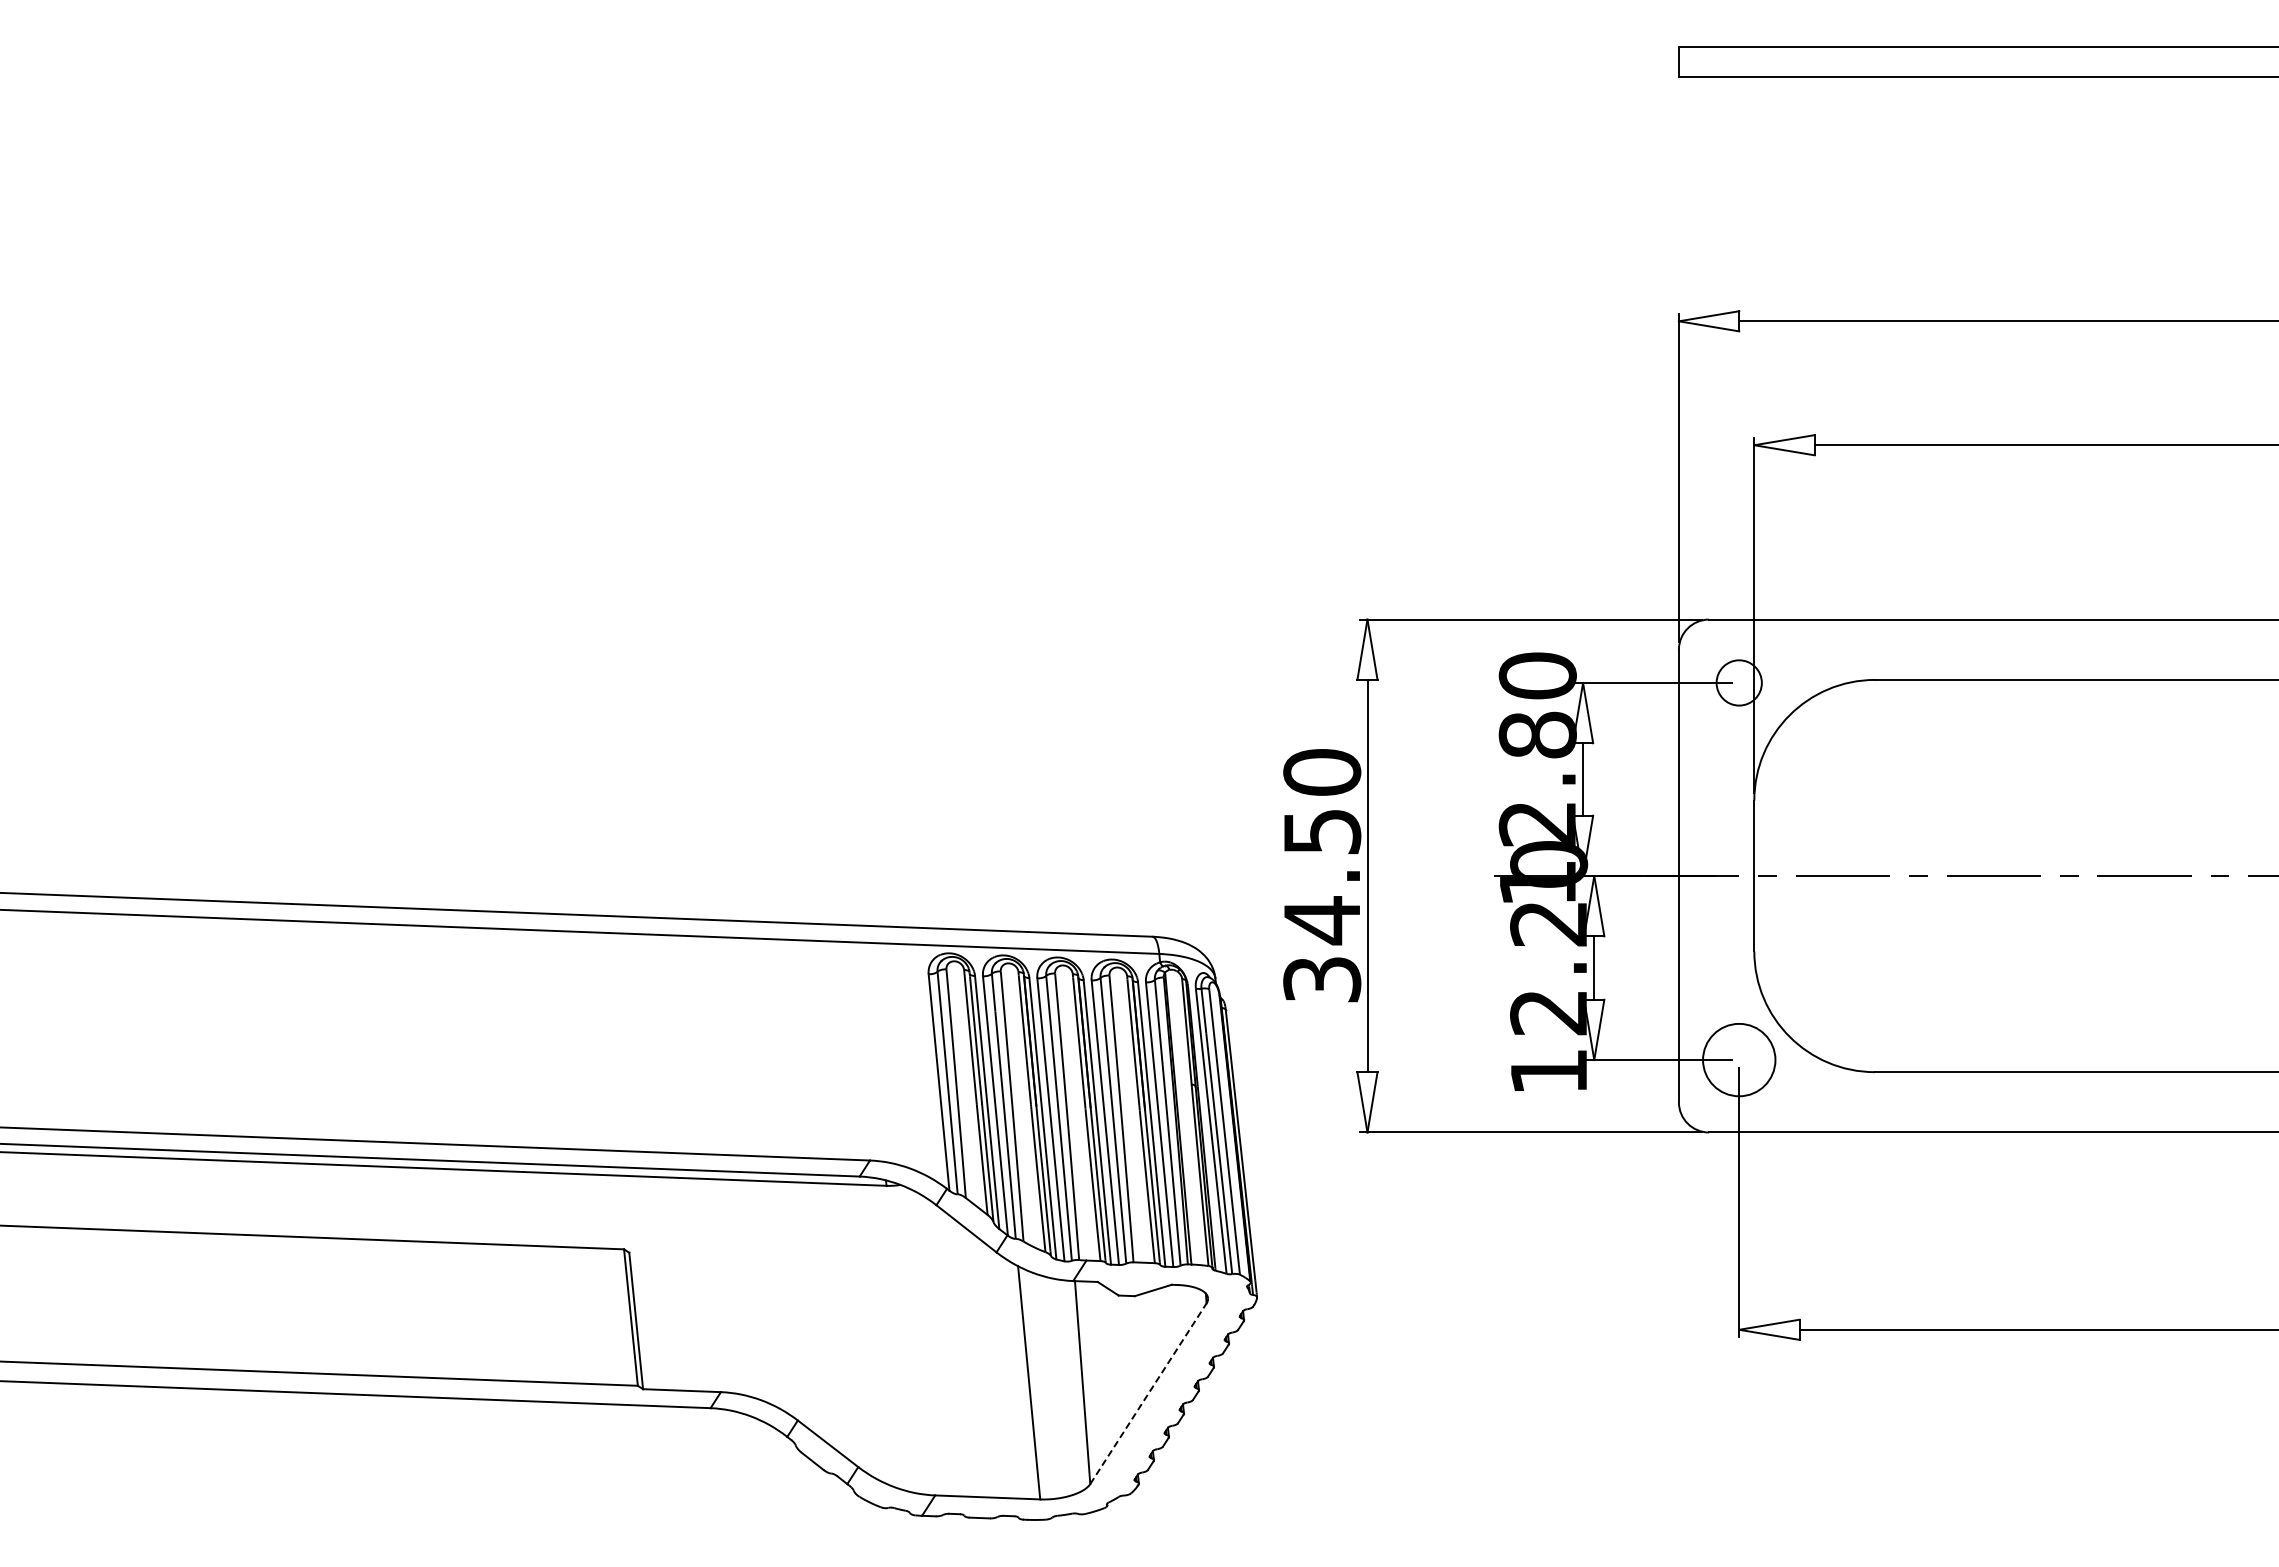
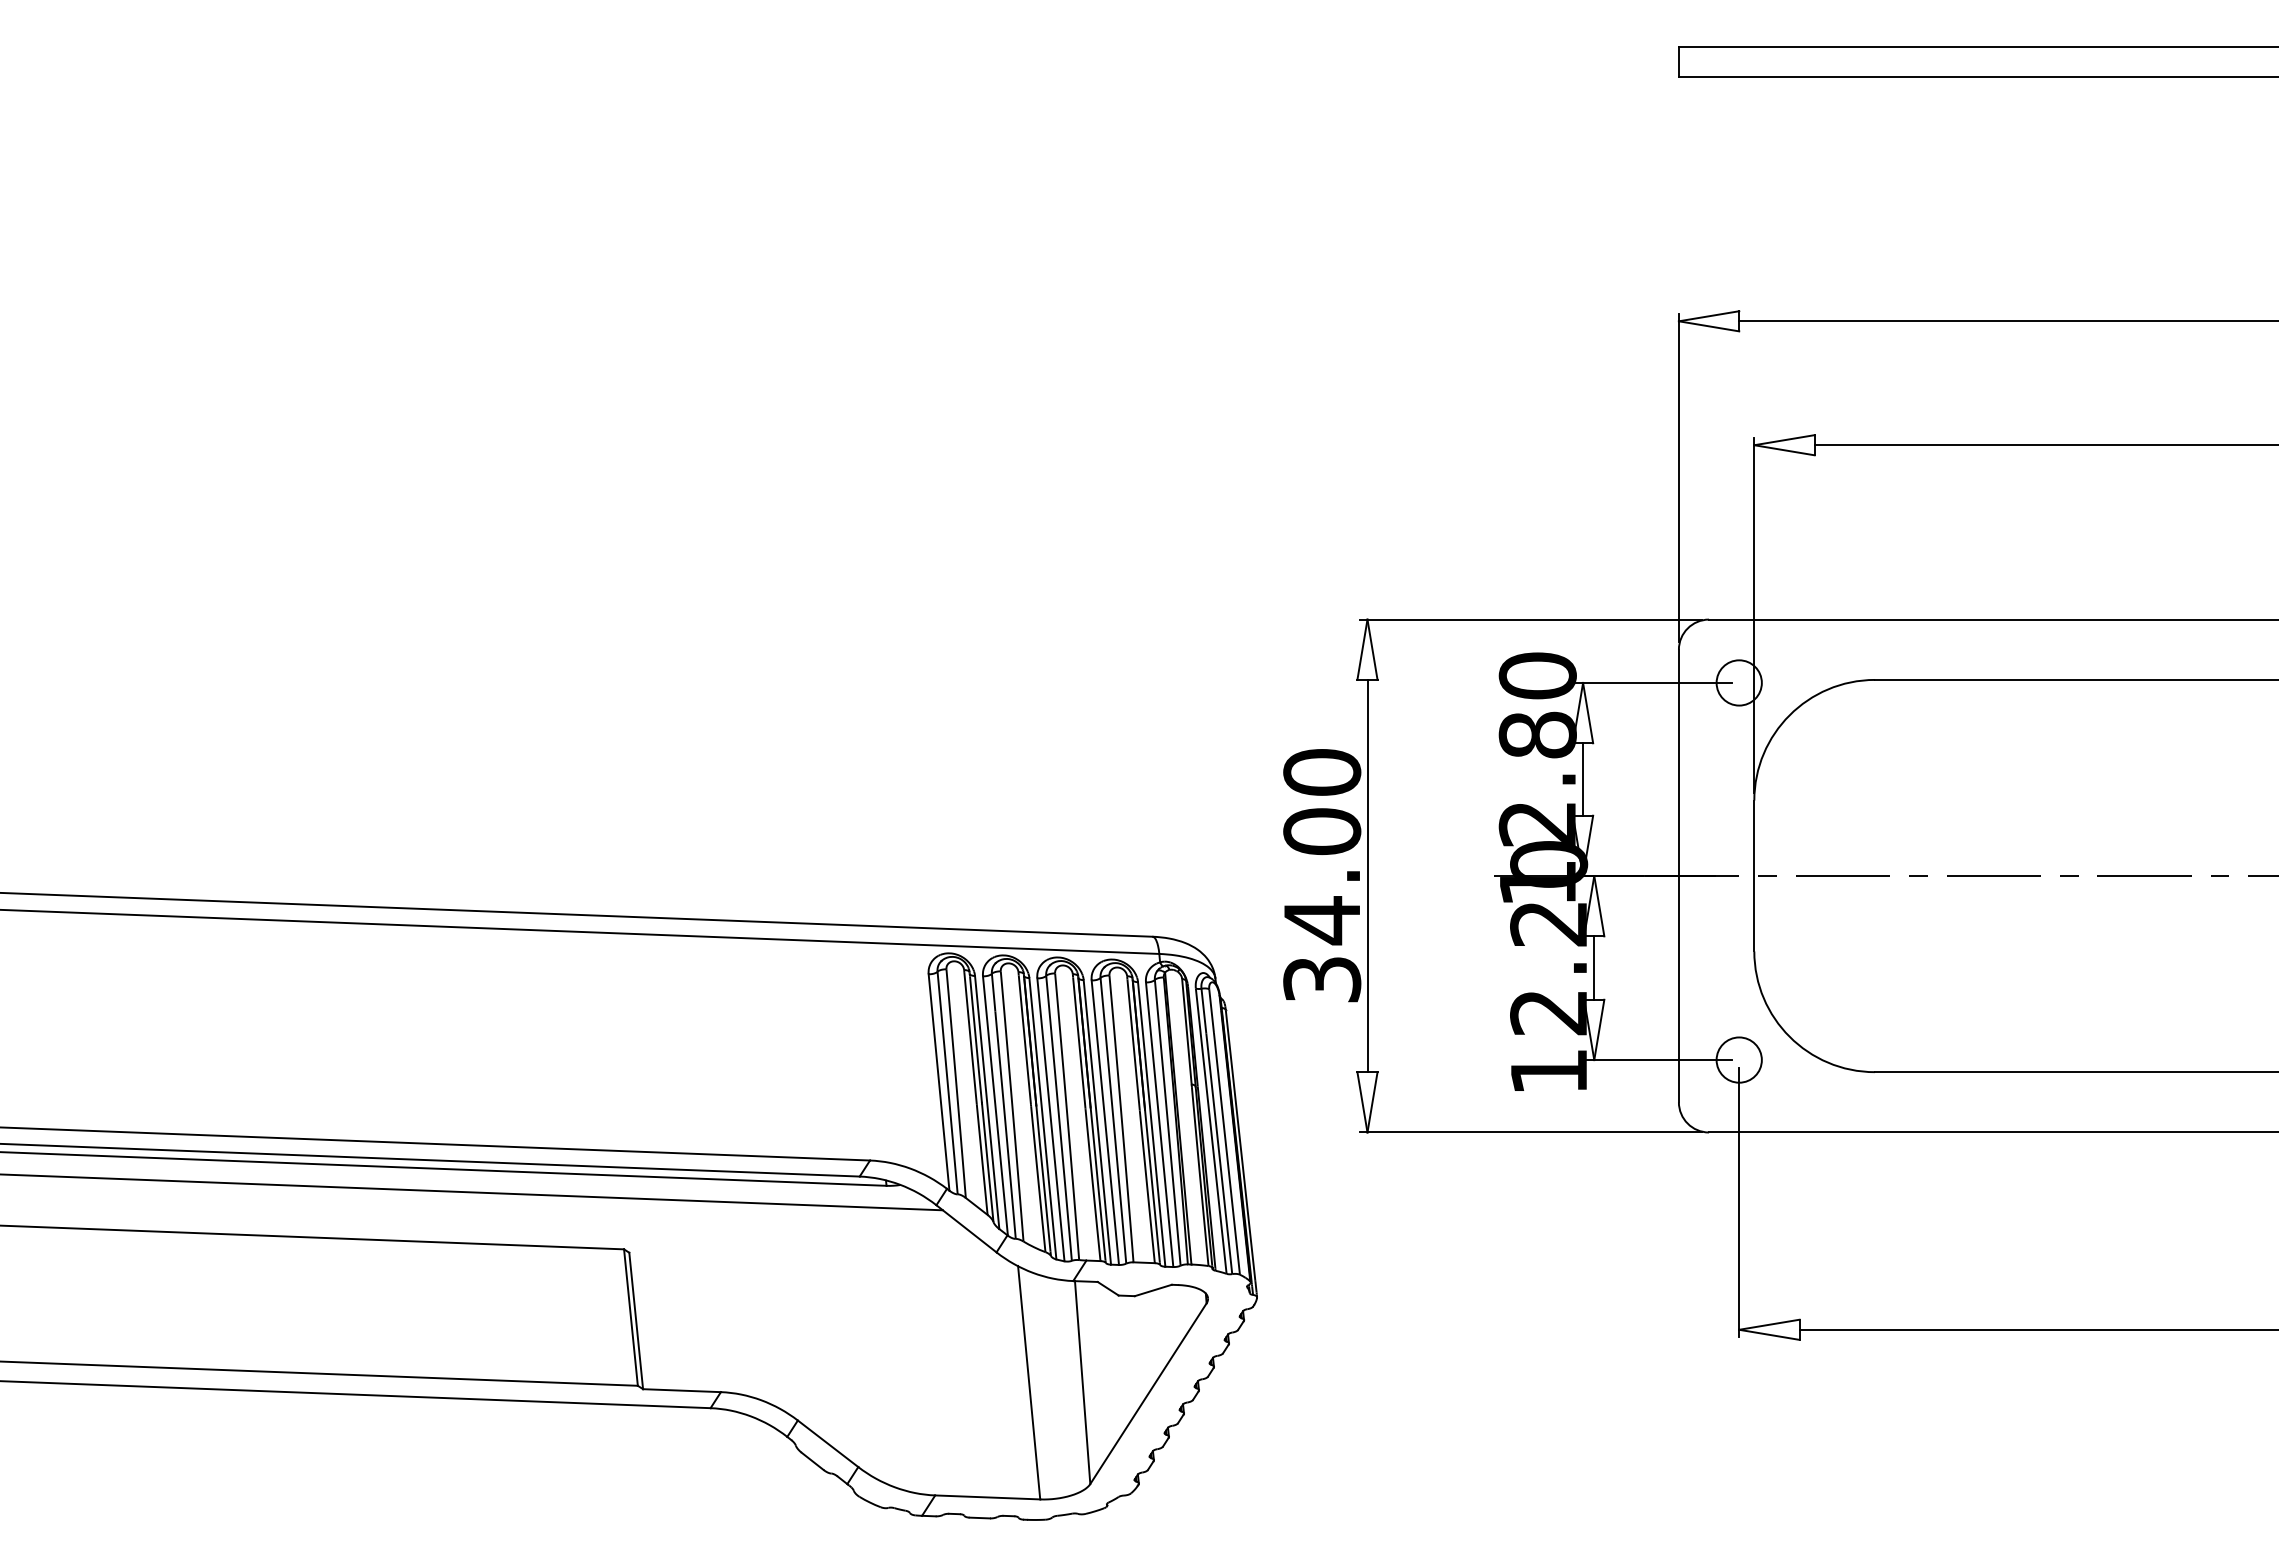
text: 34.50 -> 34.00 (1322, 831)
circle diameter: 72 px -> 45 px (1738, 1059)
line: none -> present (472, 1192)
line: dashed -> solid (1148, 1393)
